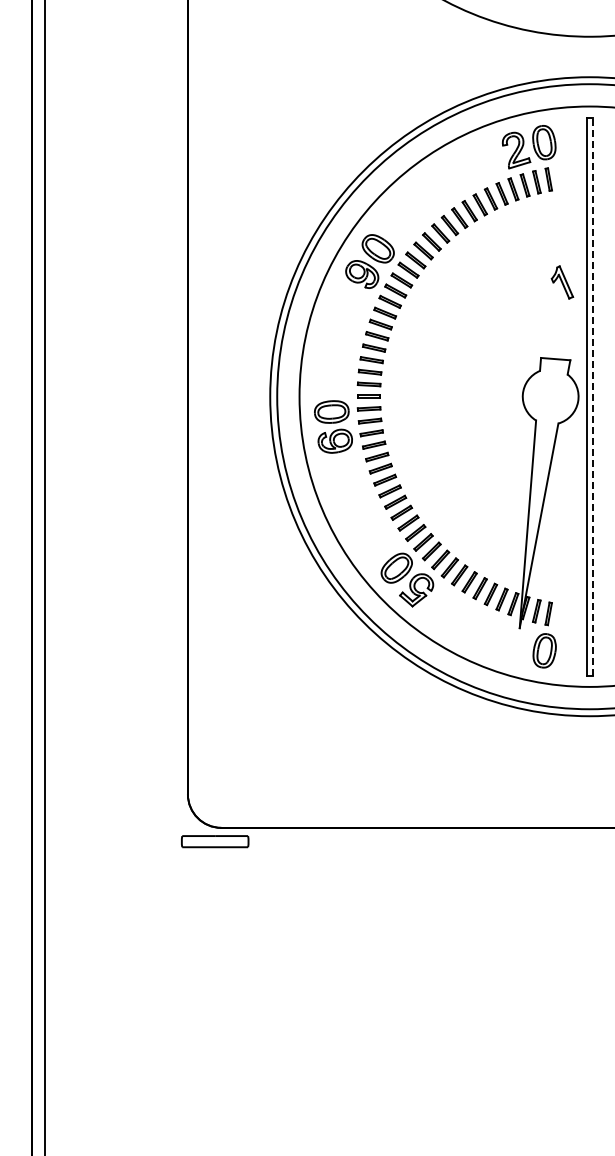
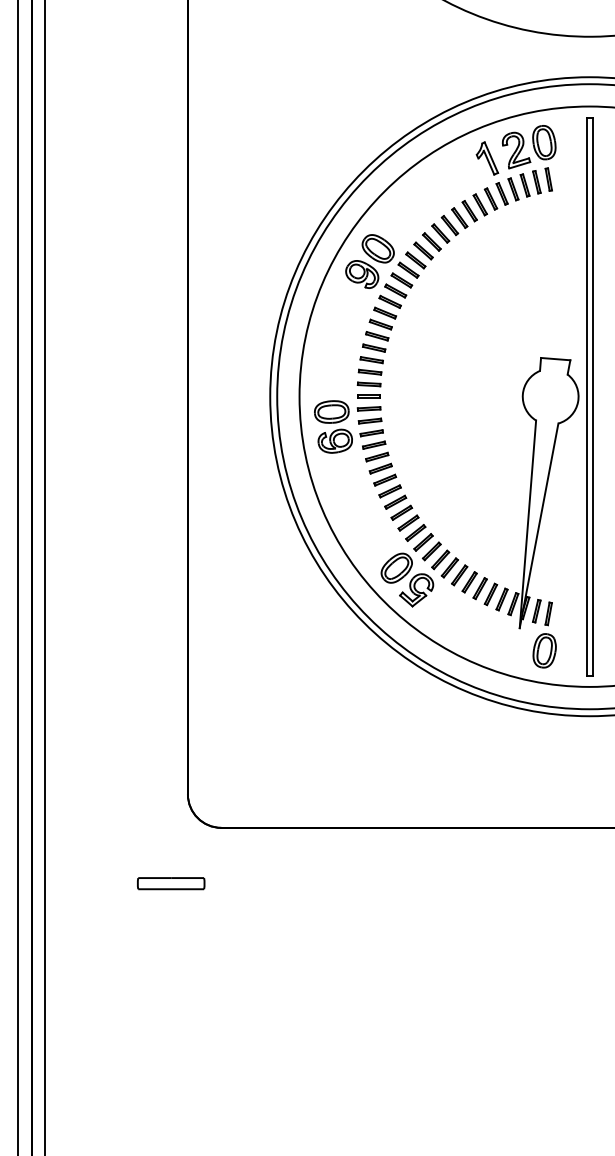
part position: (562, 282) -> (487, 158) (487, 158)
line: dashed -> solid (592, 396)
line: none -> present (18, 577)
part position: (215, 841) -> (171, 883) (171, 883)
